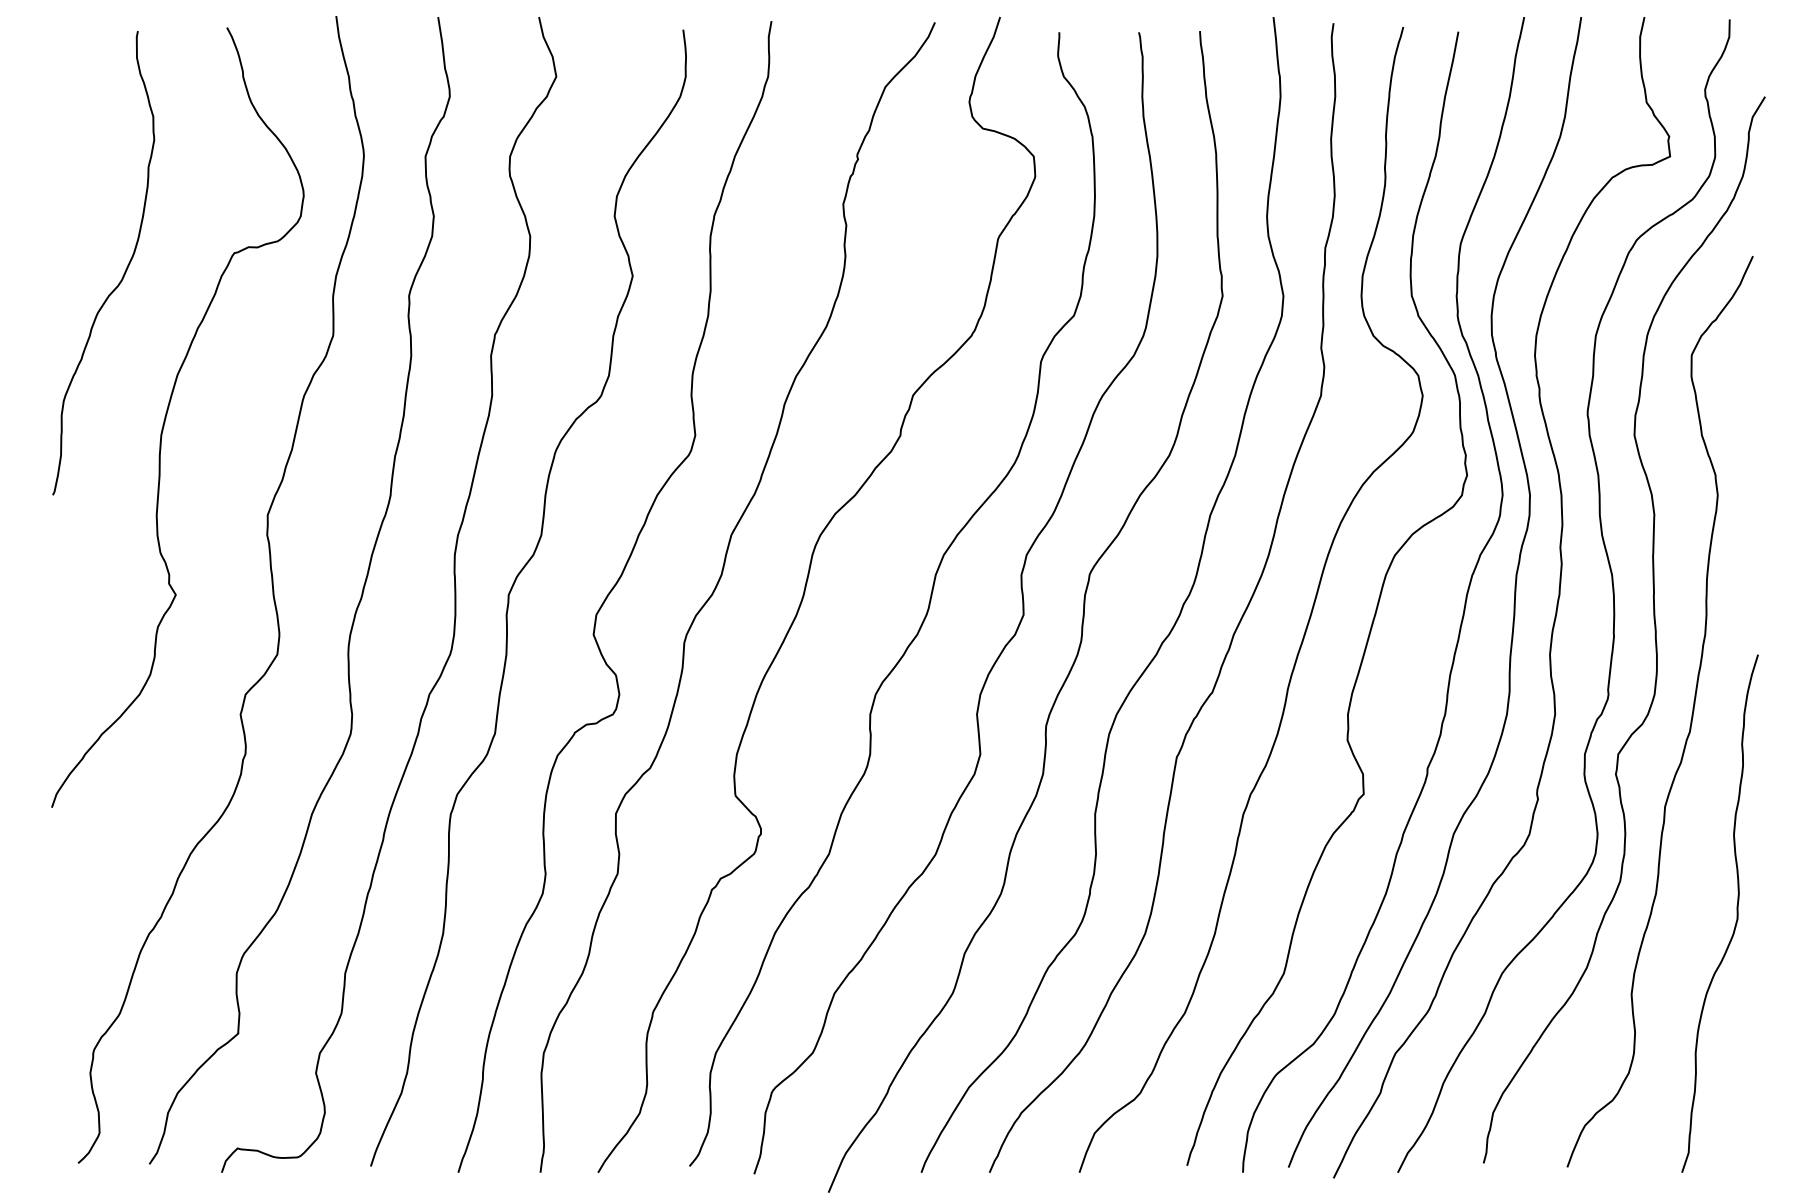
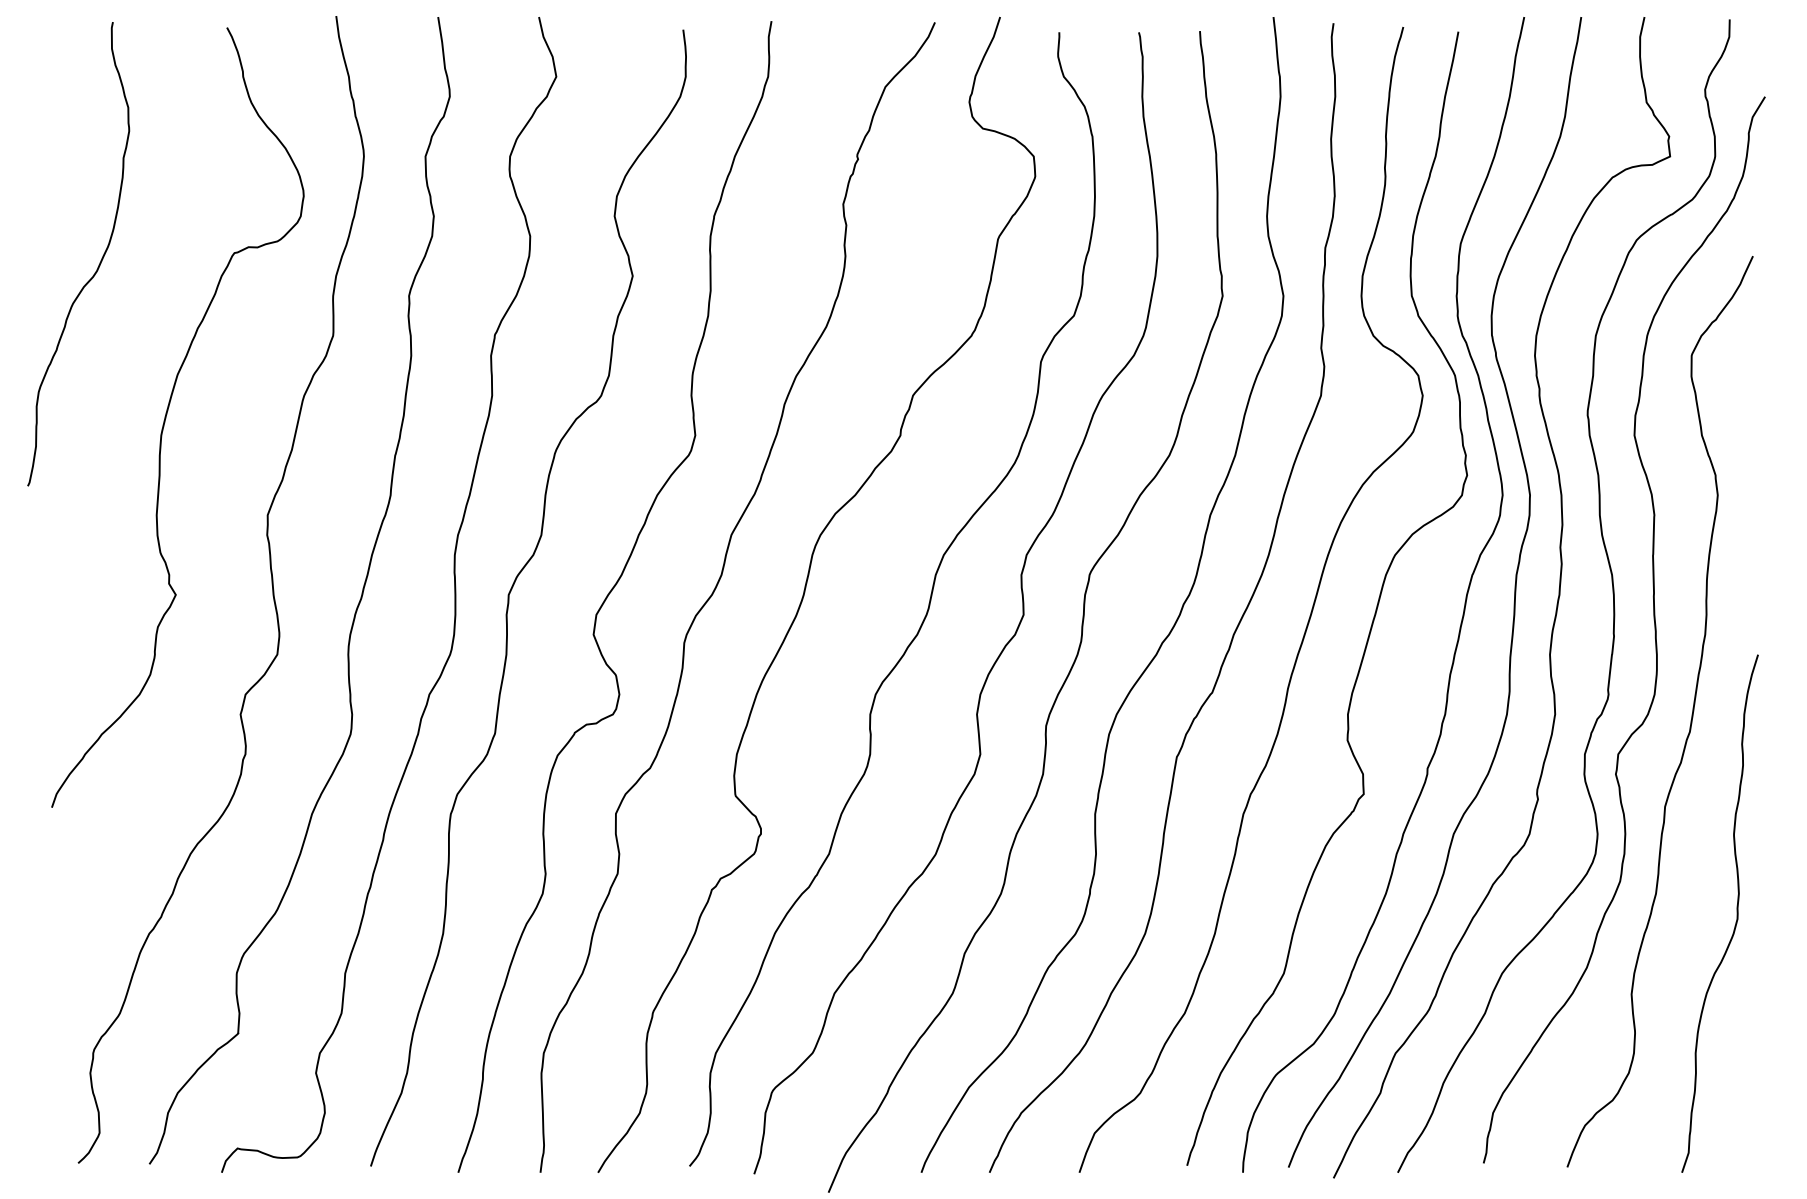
curve position: (123, 273) -> (98, 264) (98, 264)
